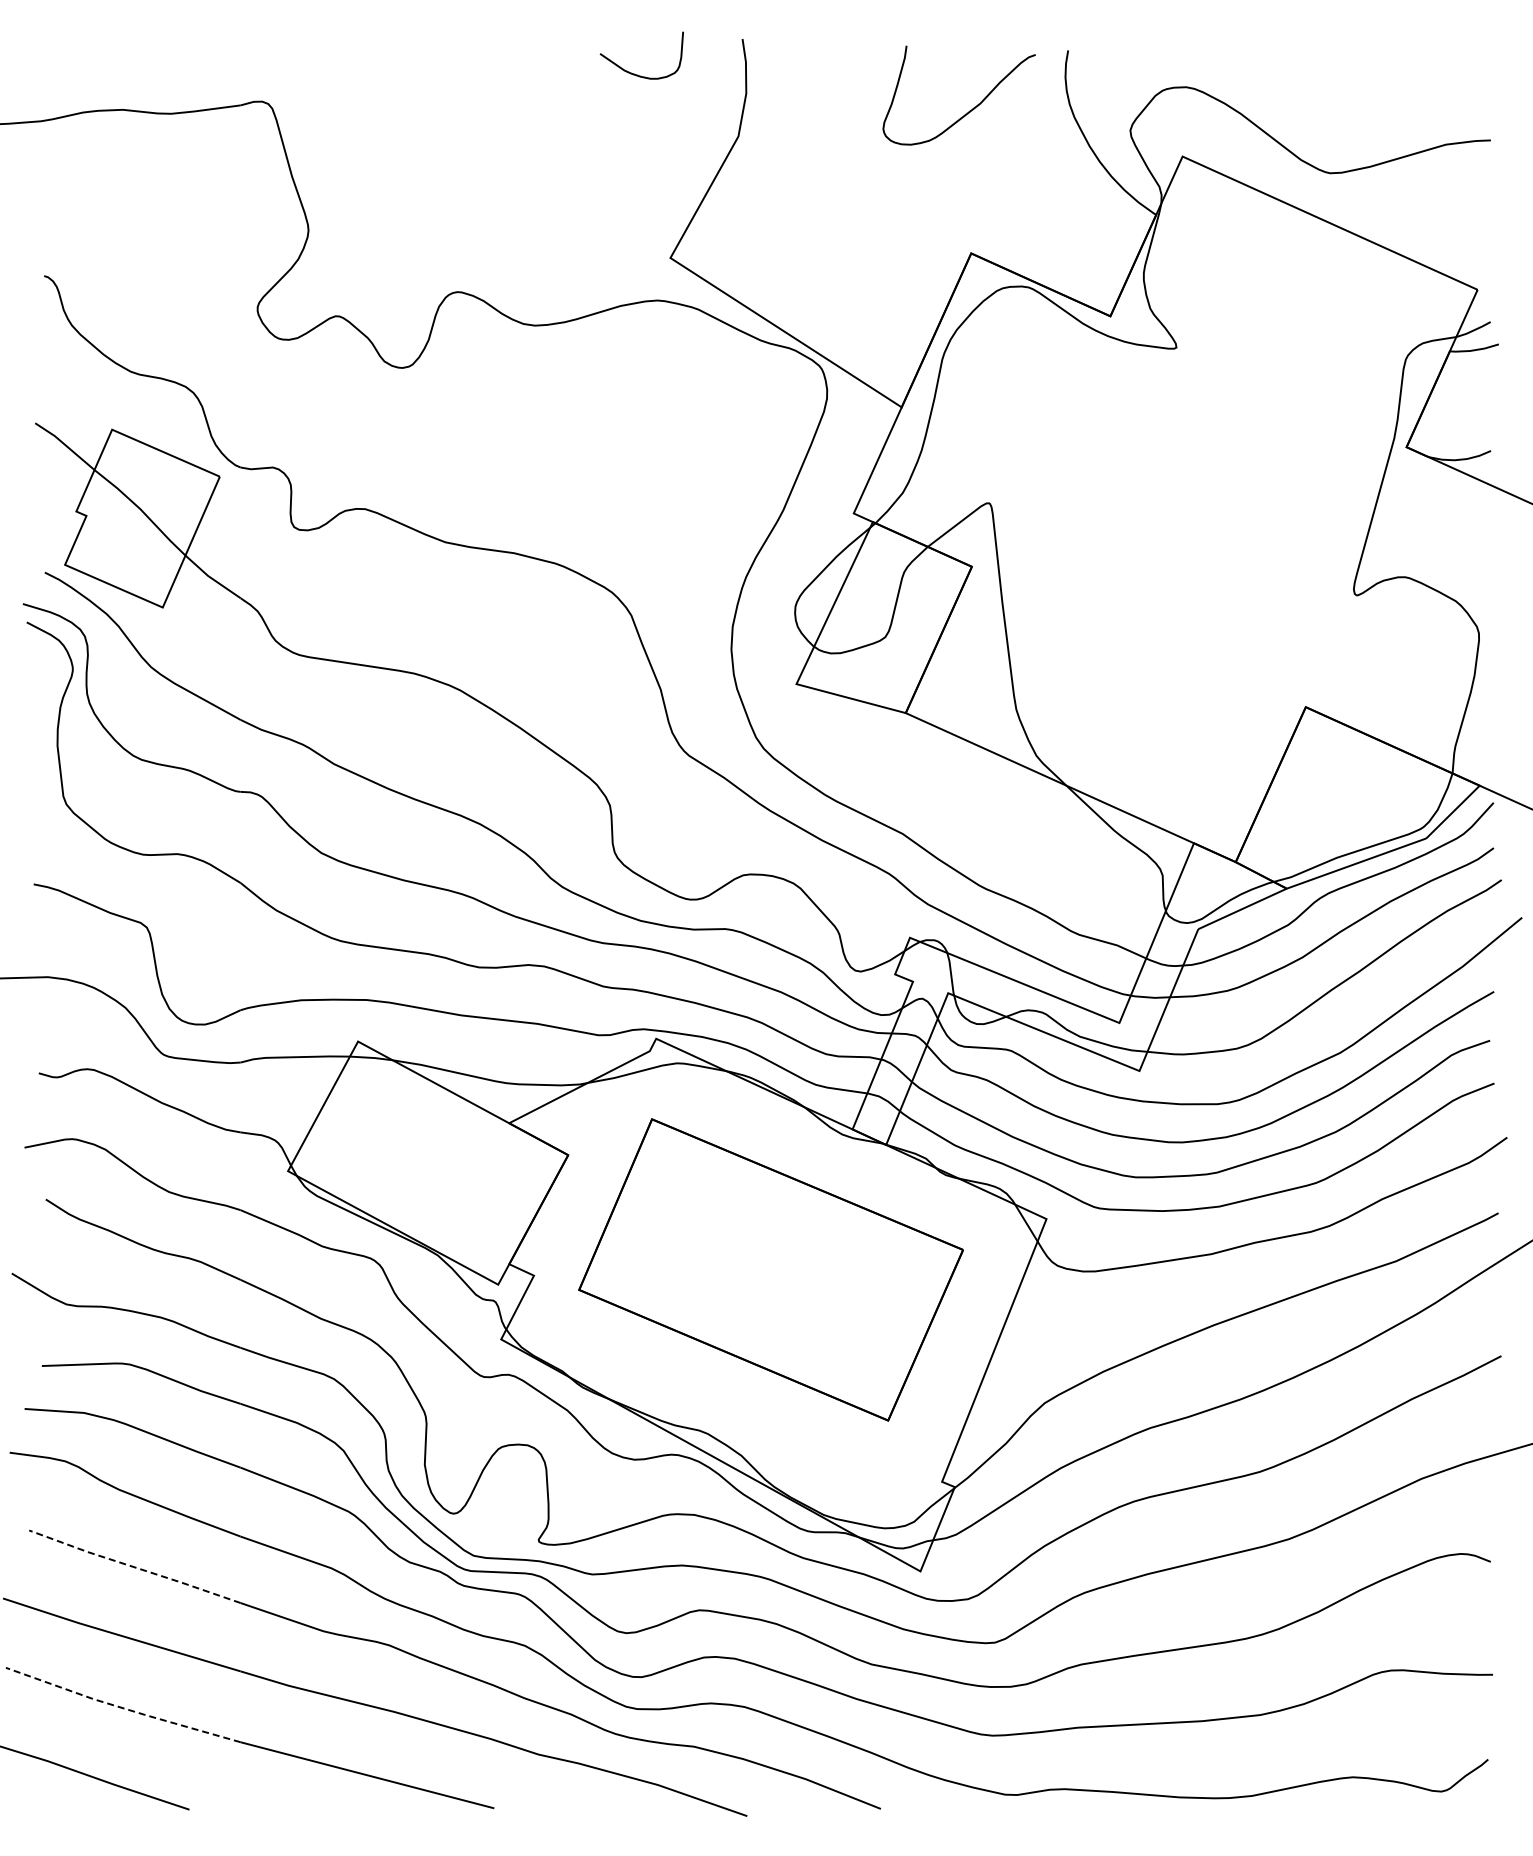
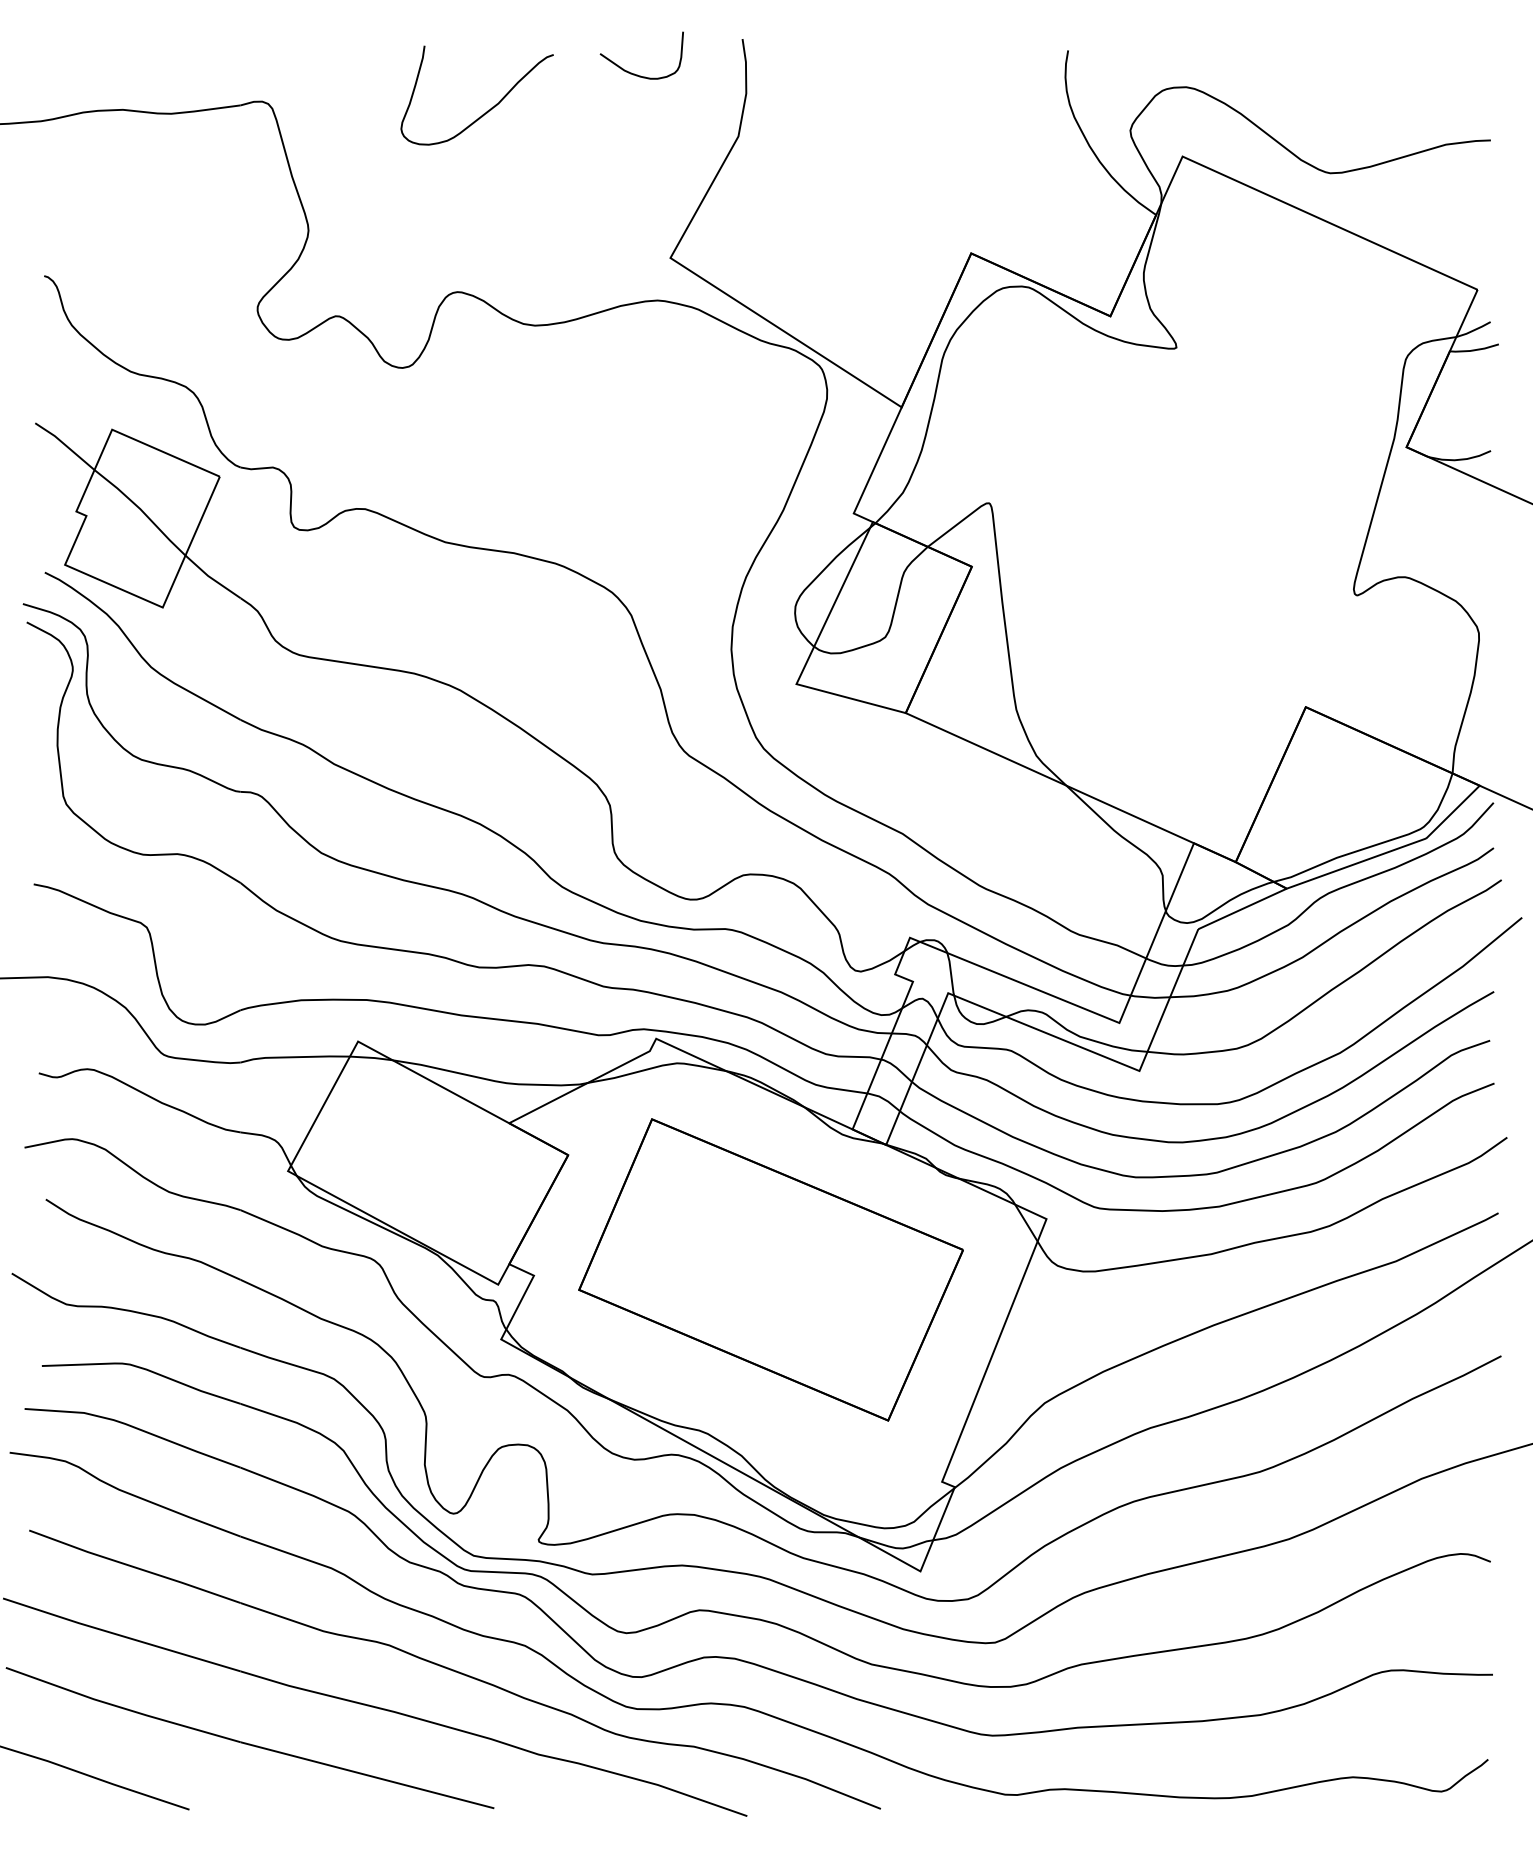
curve position: (969, 110) -> (487, 110) (487, 110)
line: dashed -> solid (134, 1567)
line: dashed -> solid (122, 1707)
